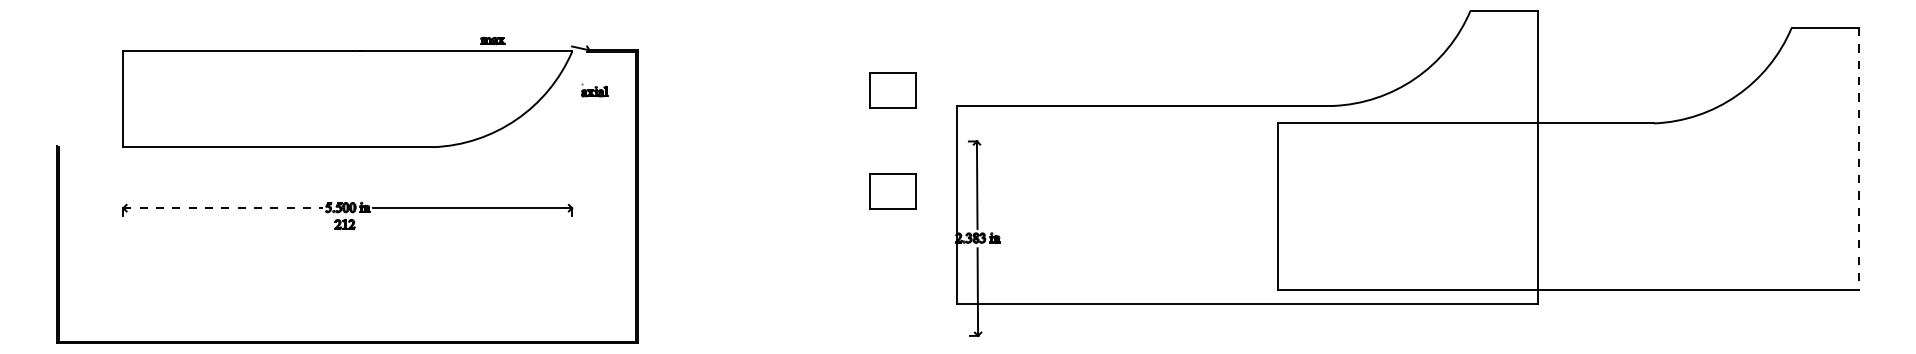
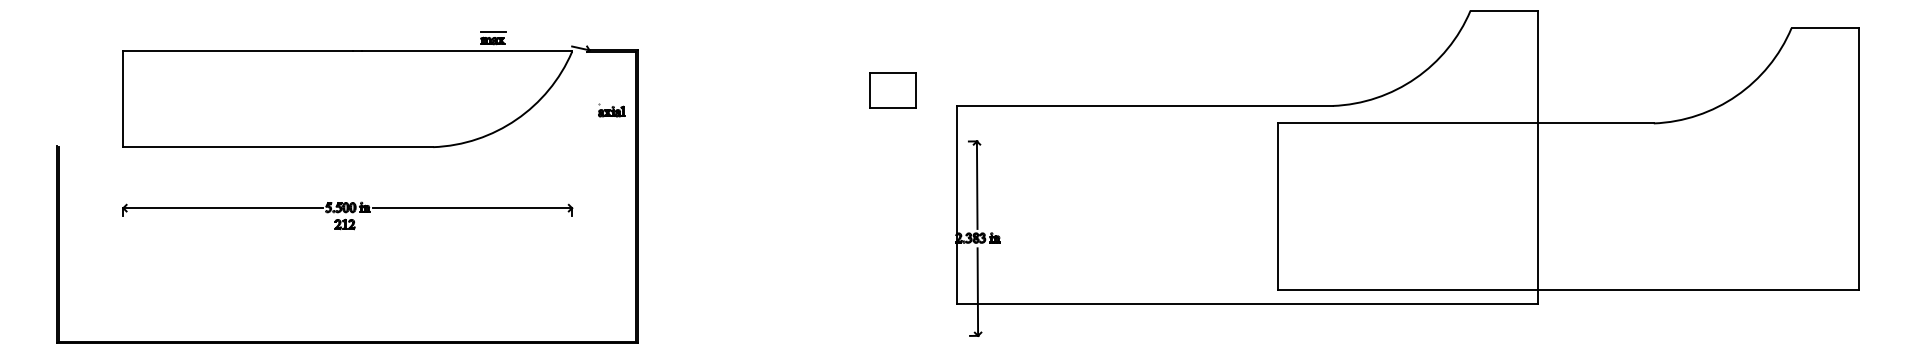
line: none -> present (493, 32)
part position: (594, 90) -> (611, 110) (611, 110)
line: dashed -> solid (1858, 159)
part: present -> none (892, 191)
line: dashed -> solid (223, 208)
